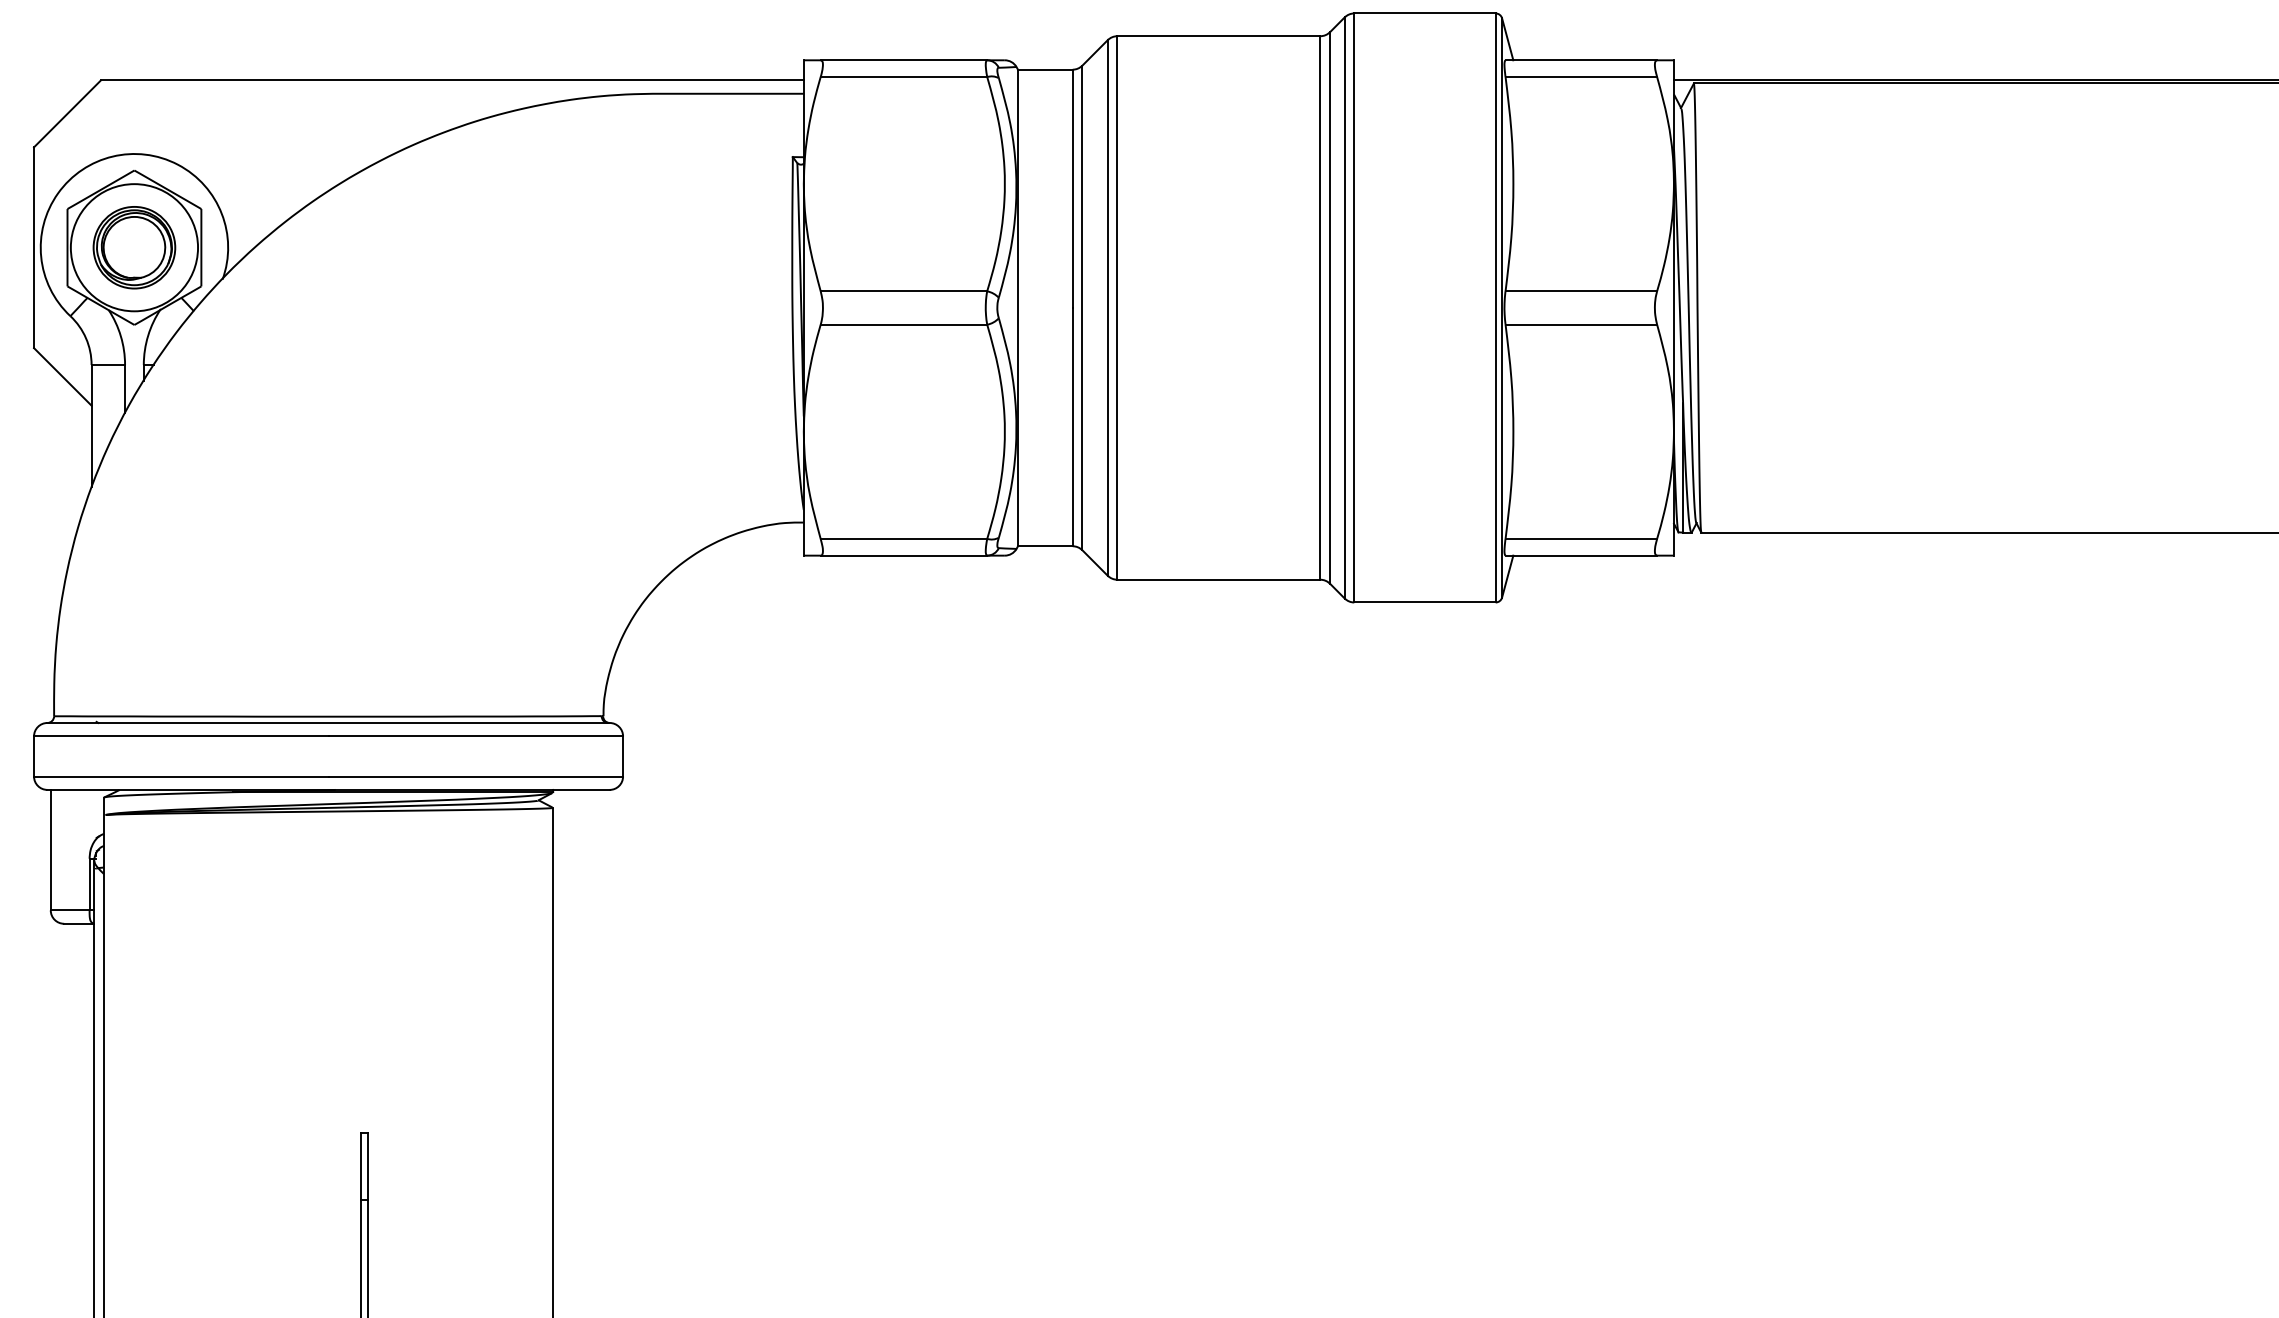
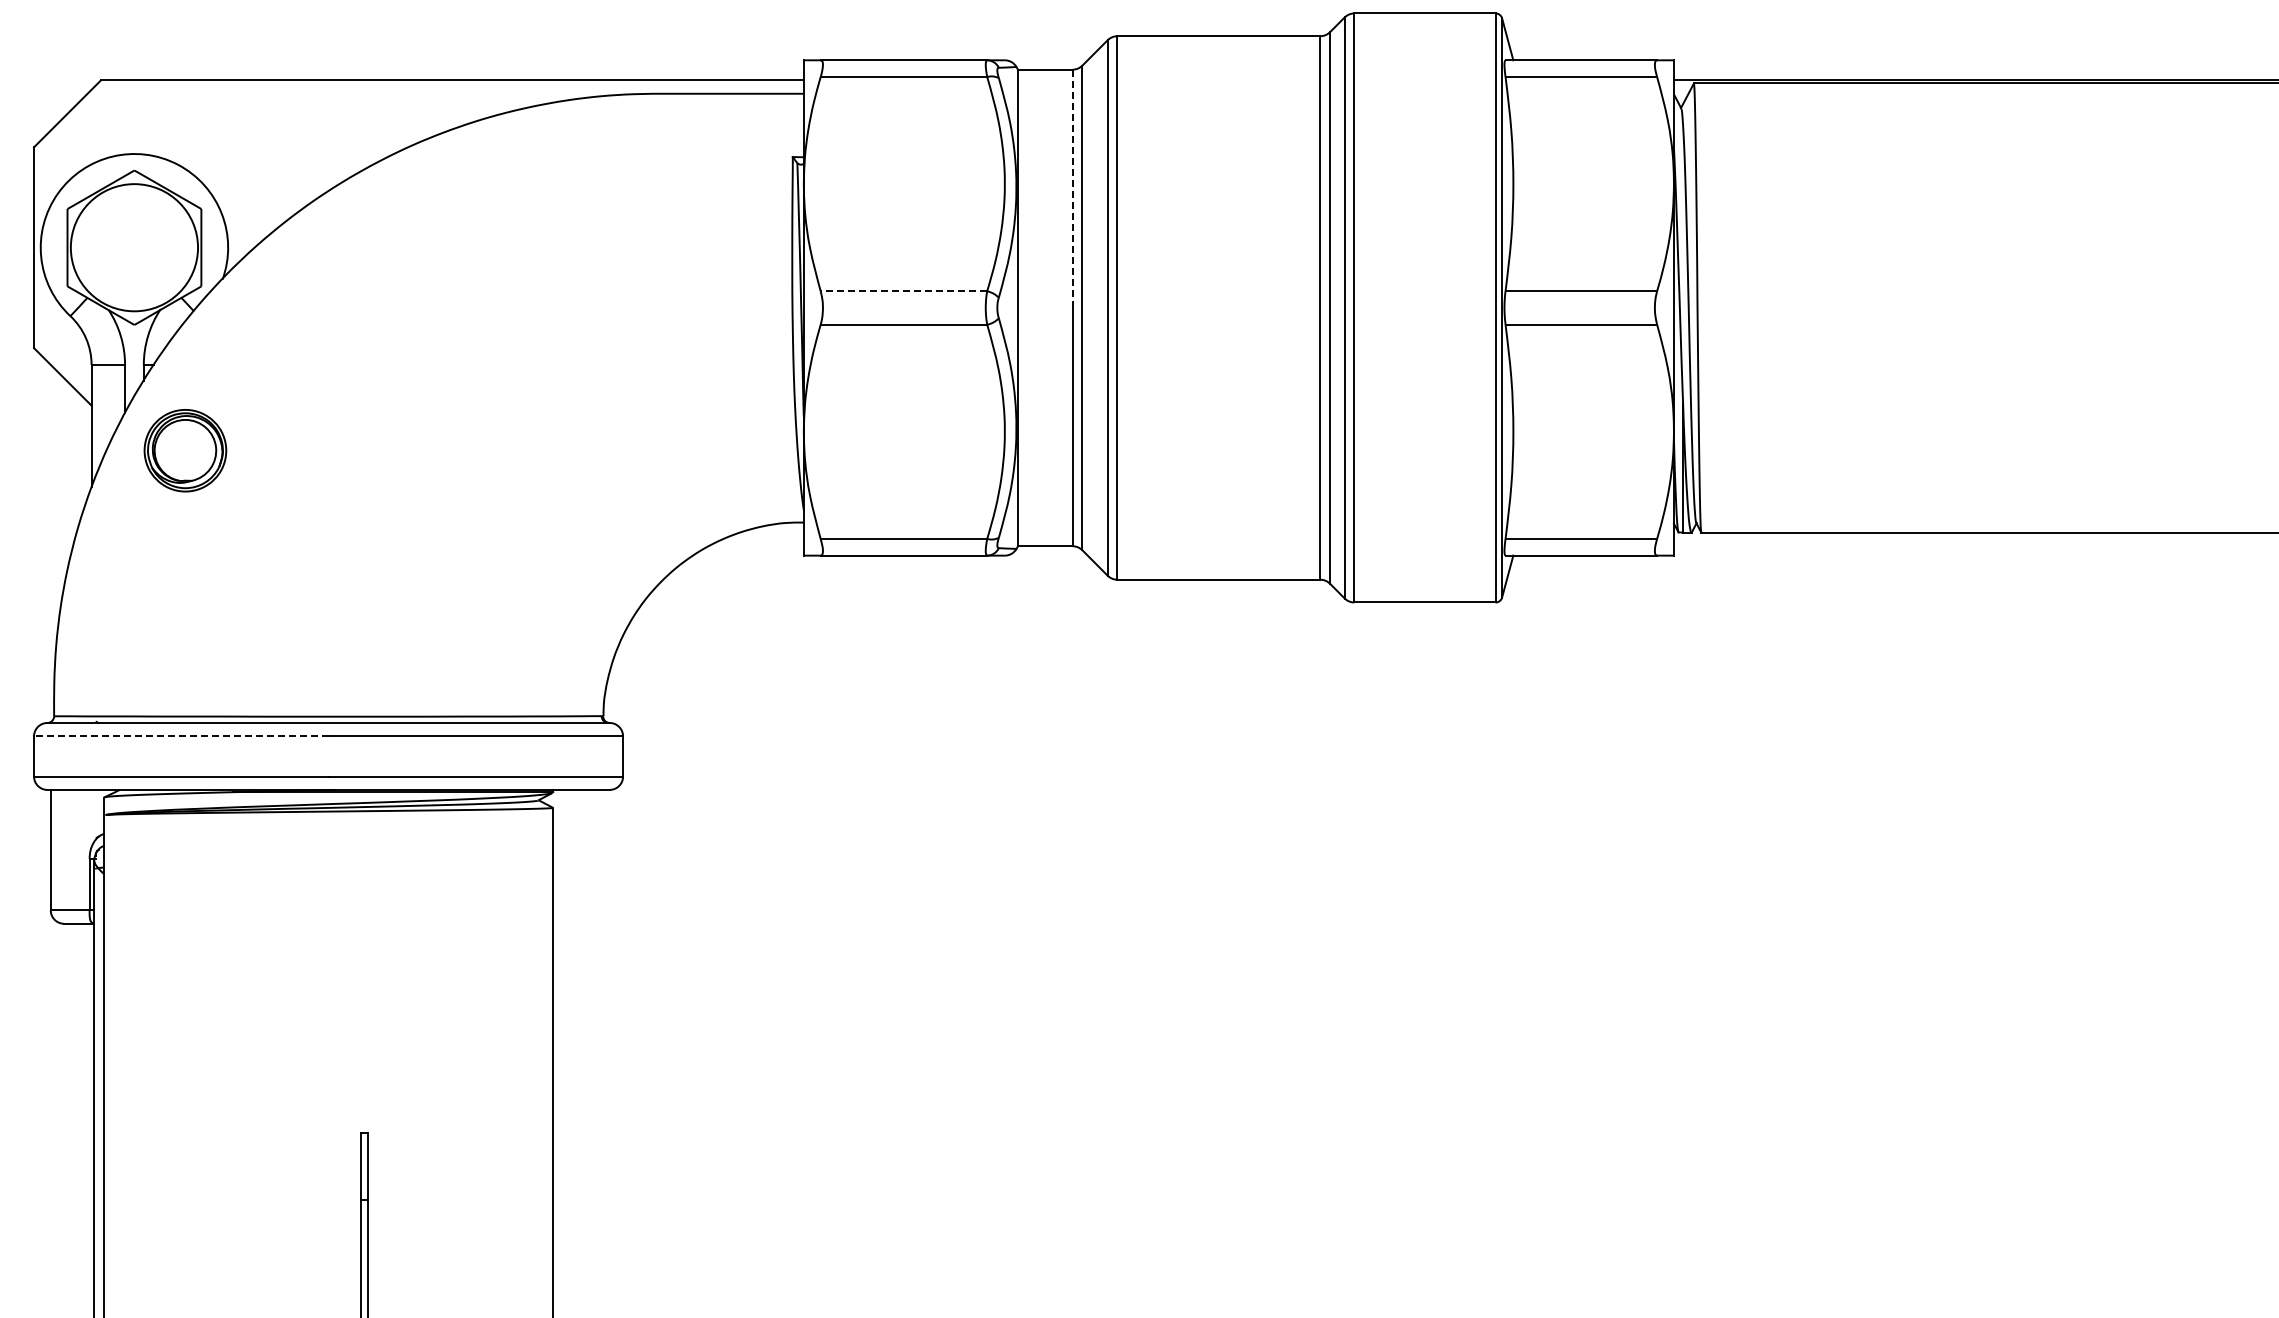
line: solid -> dashed (1072, 188)
part position: (134, 247) -> (185, 450) (185, 450)
line: solid -> dashed (903, 291)
line: solid -> dashed (180, 736)
